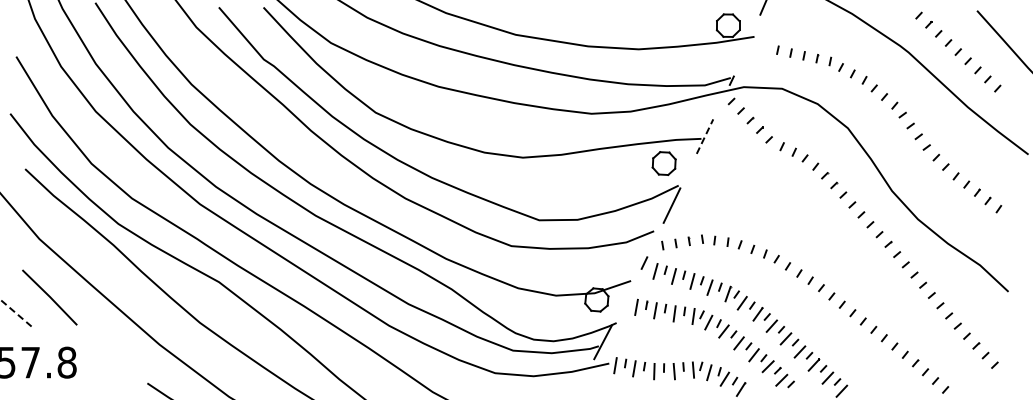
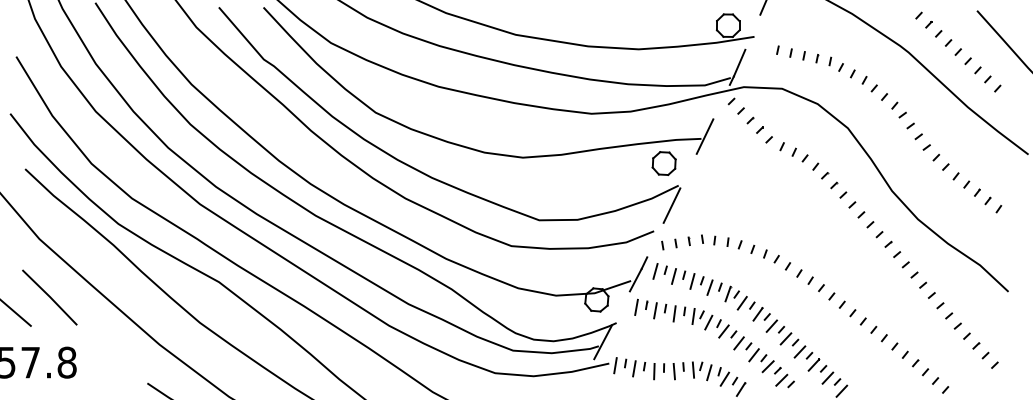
line: none -> present (739, 62)
line: dashed -> solid (705, 136)
line: none -> present (635, 279)
line: dashed -> solid (15, 313)
